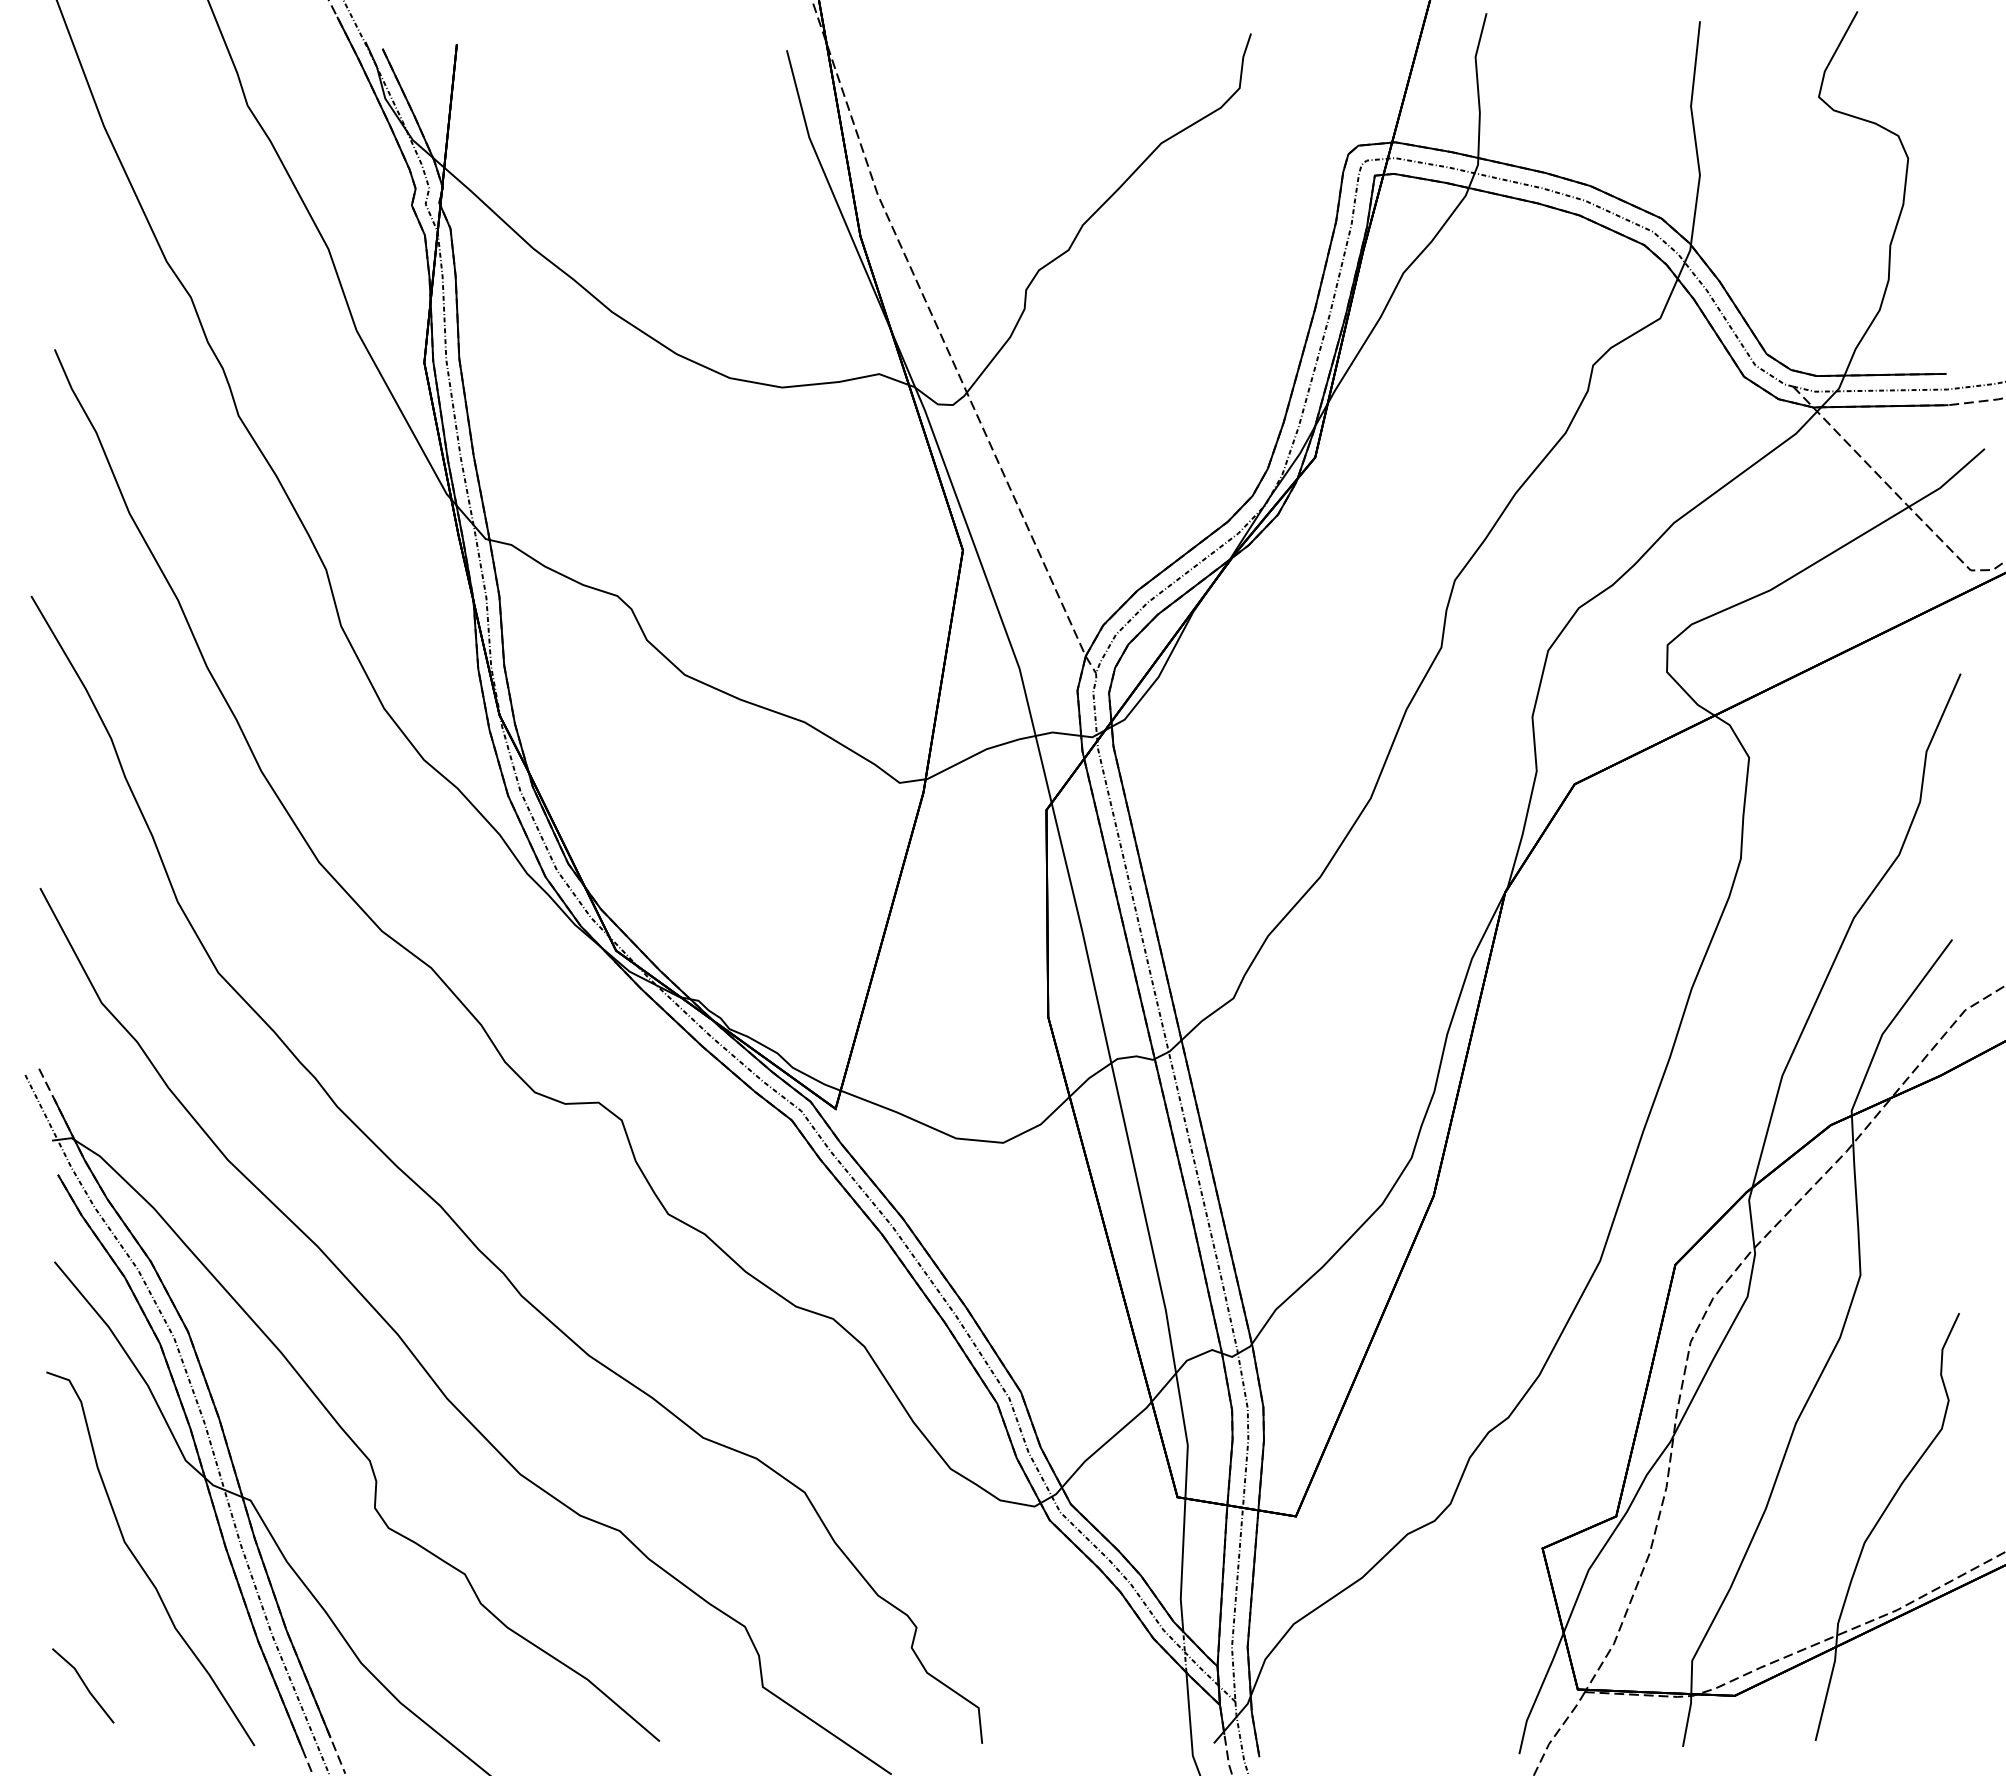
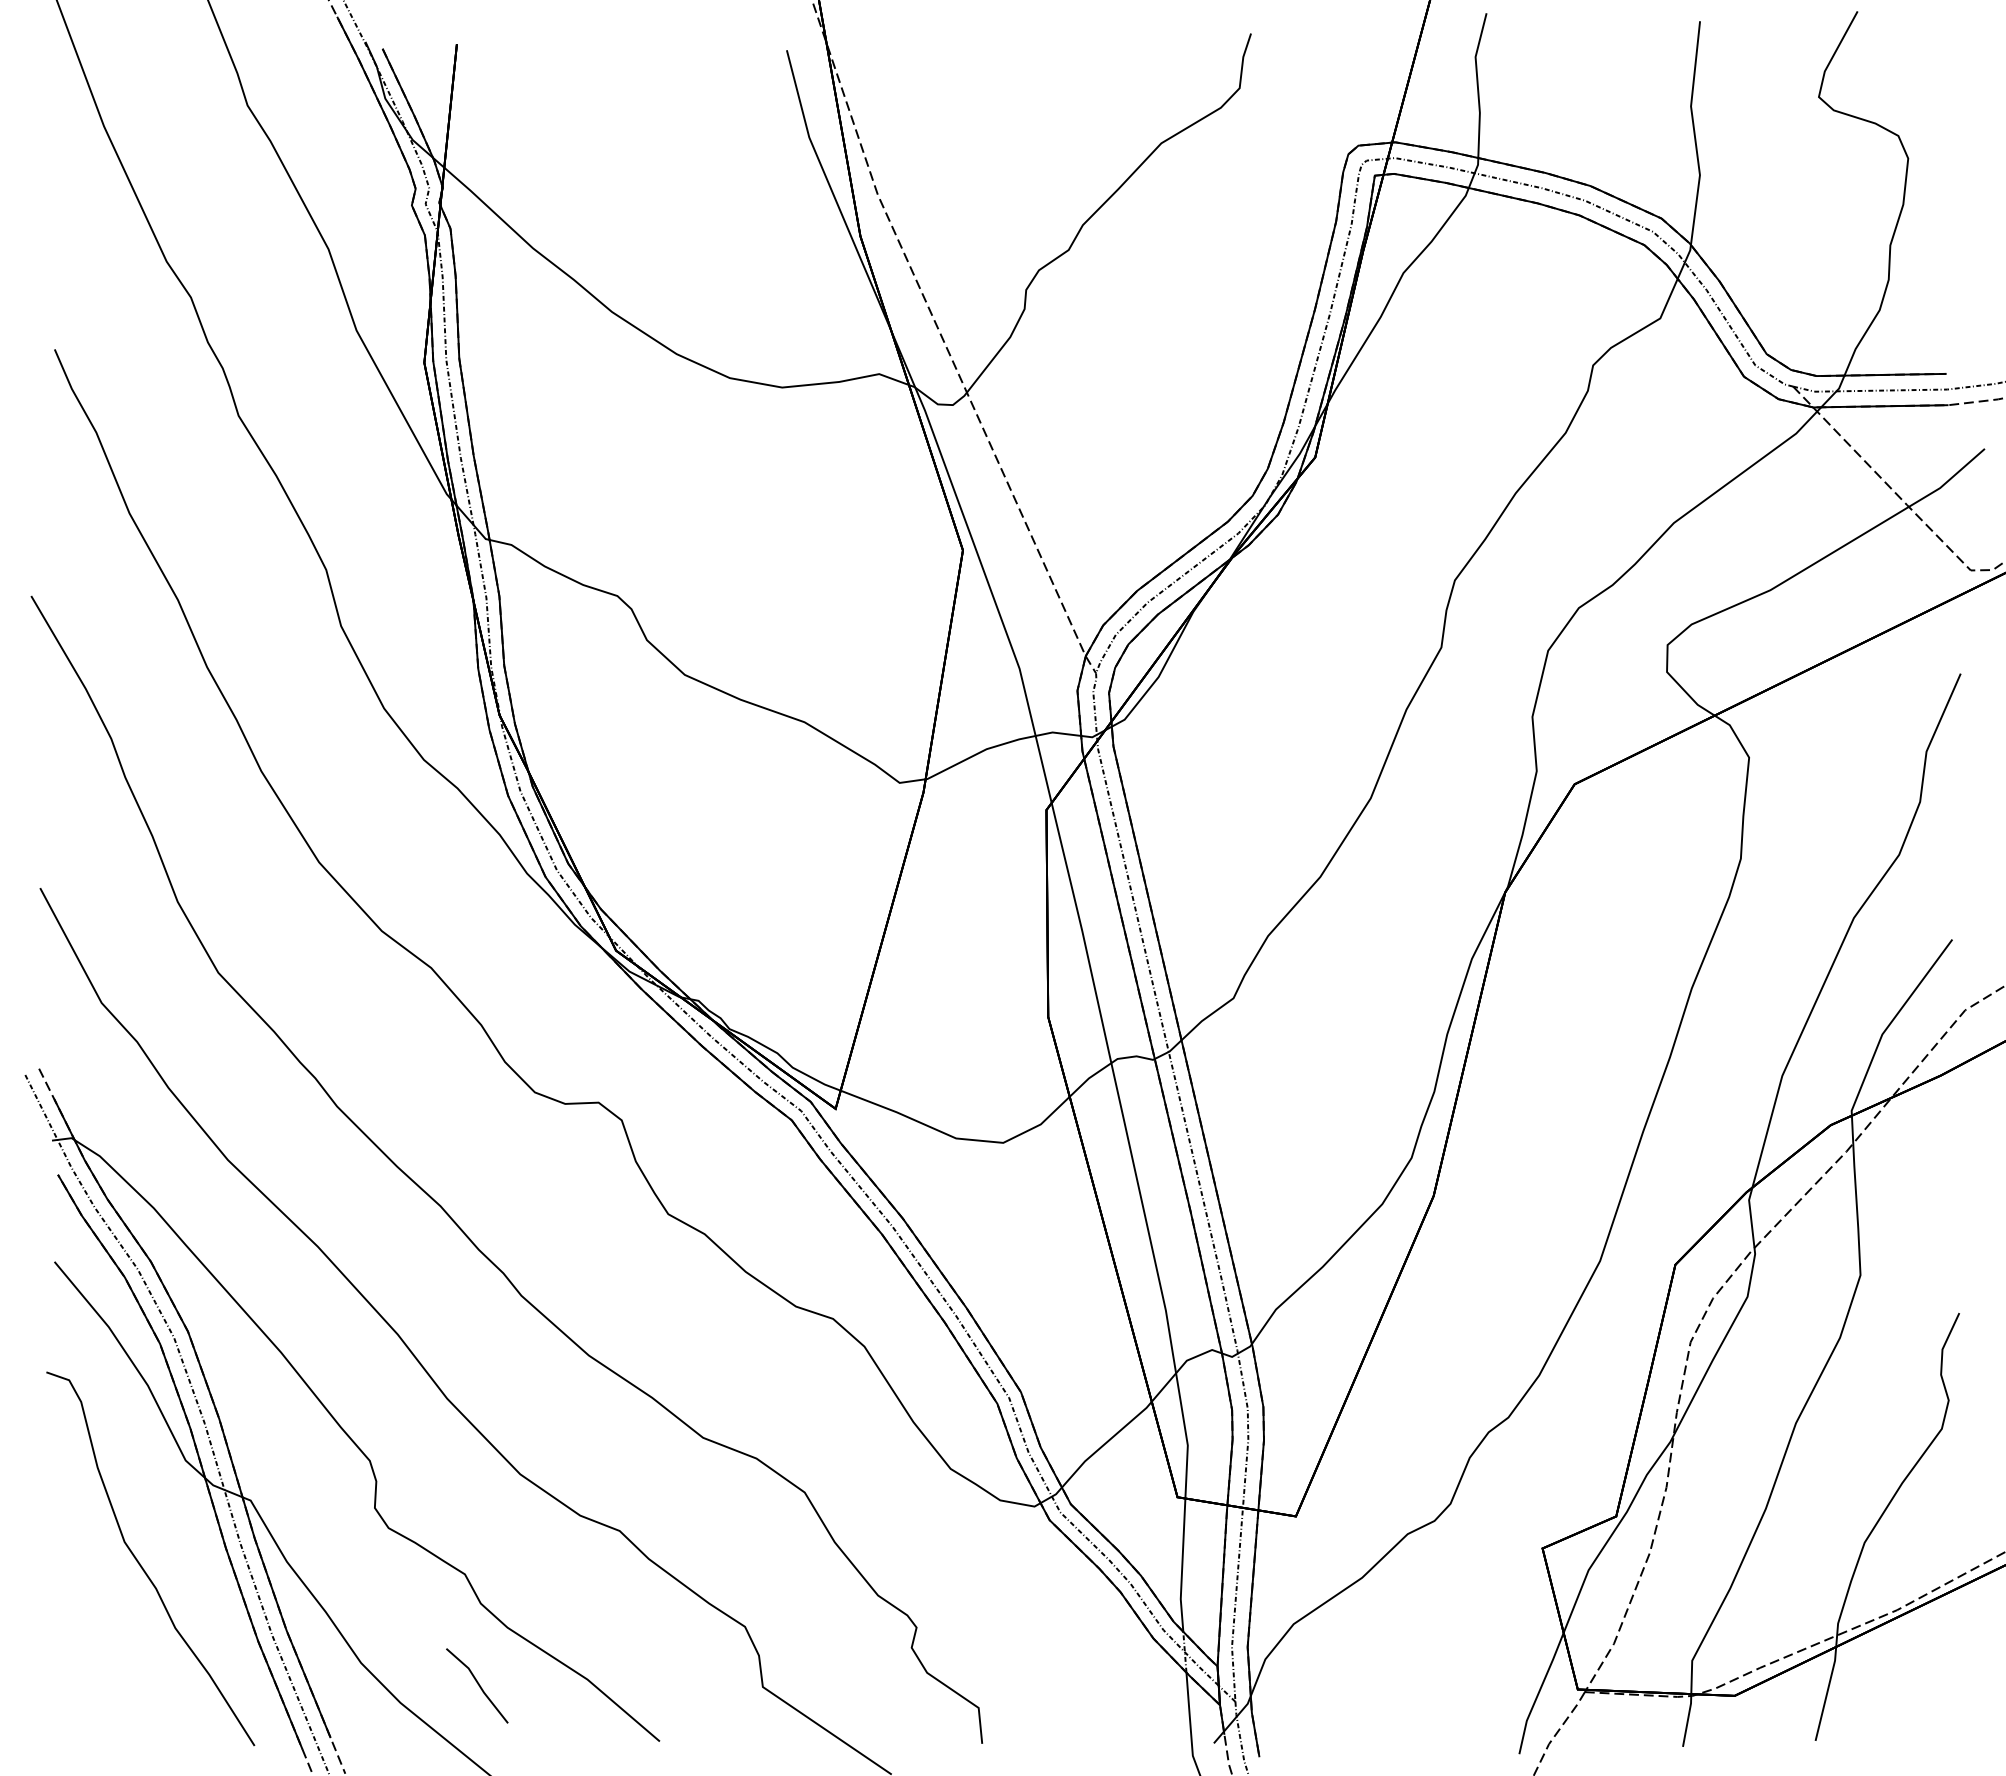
line position: (83, 1684) -> (477, 1684) (477, 1684)
